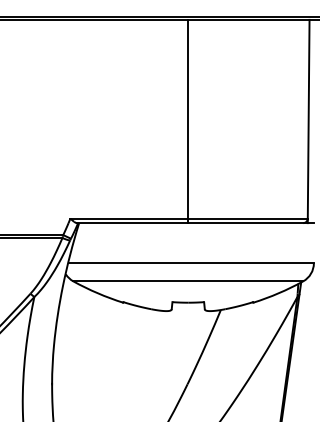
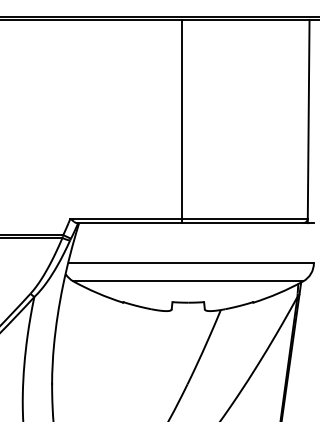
line position: (187, 121) -> (181, 121) (181, 121)
